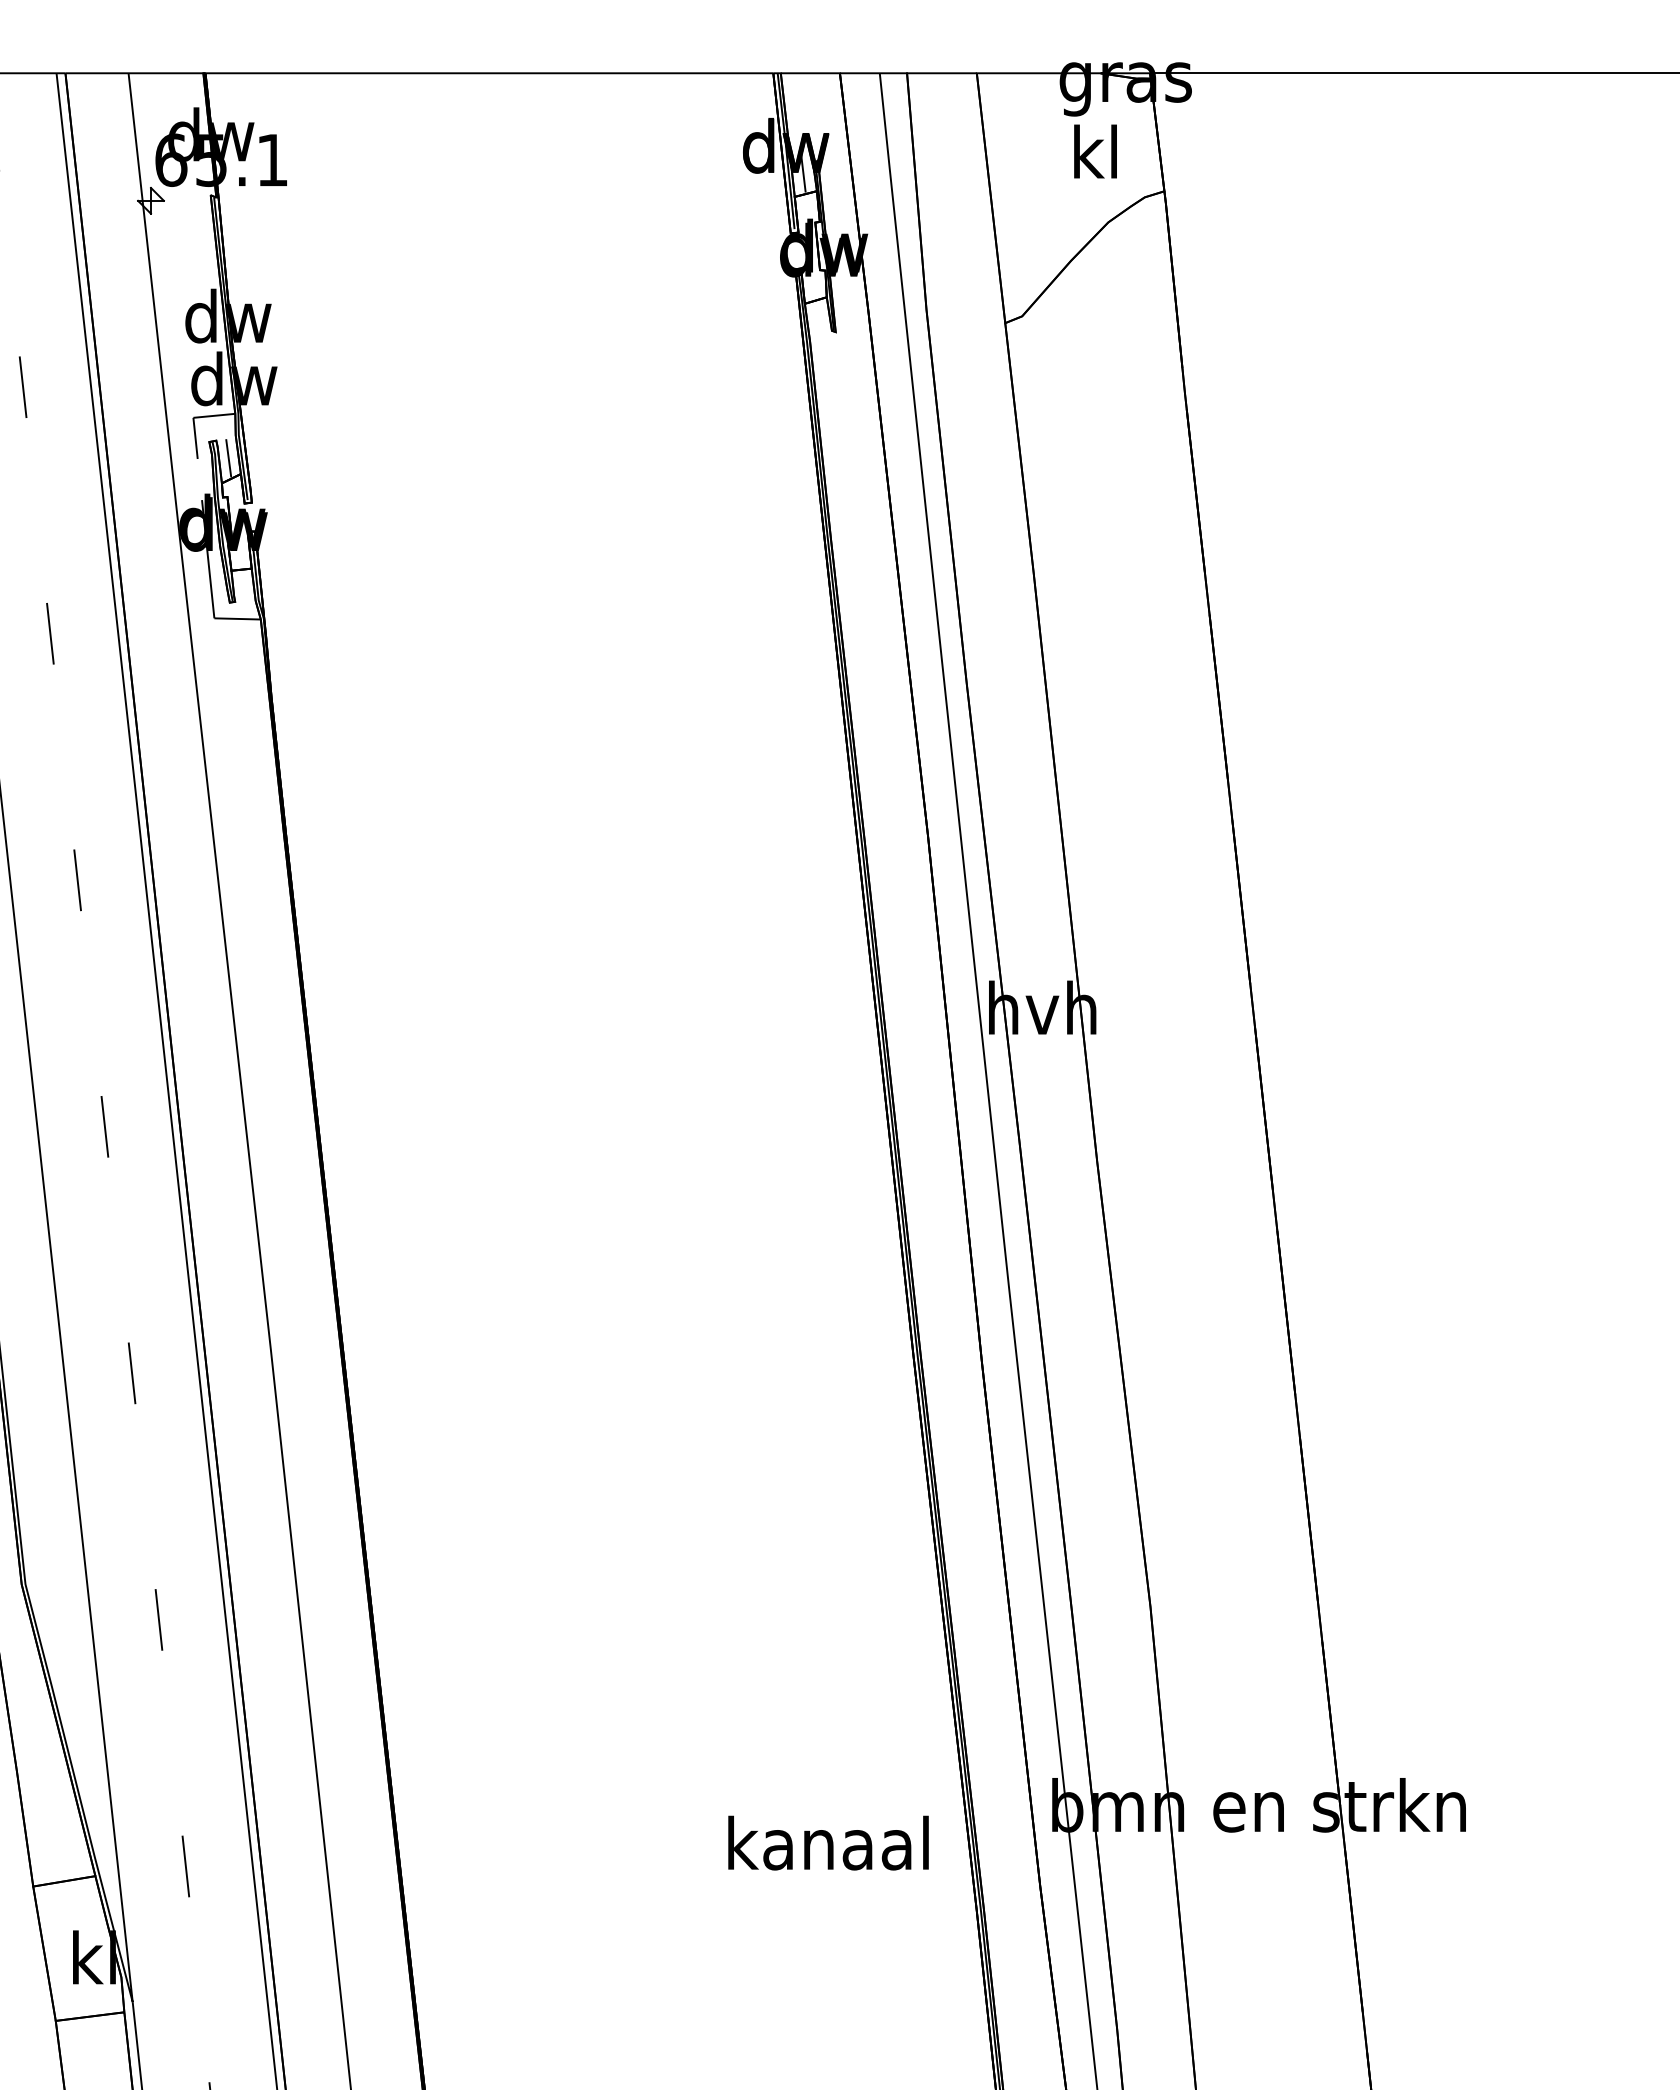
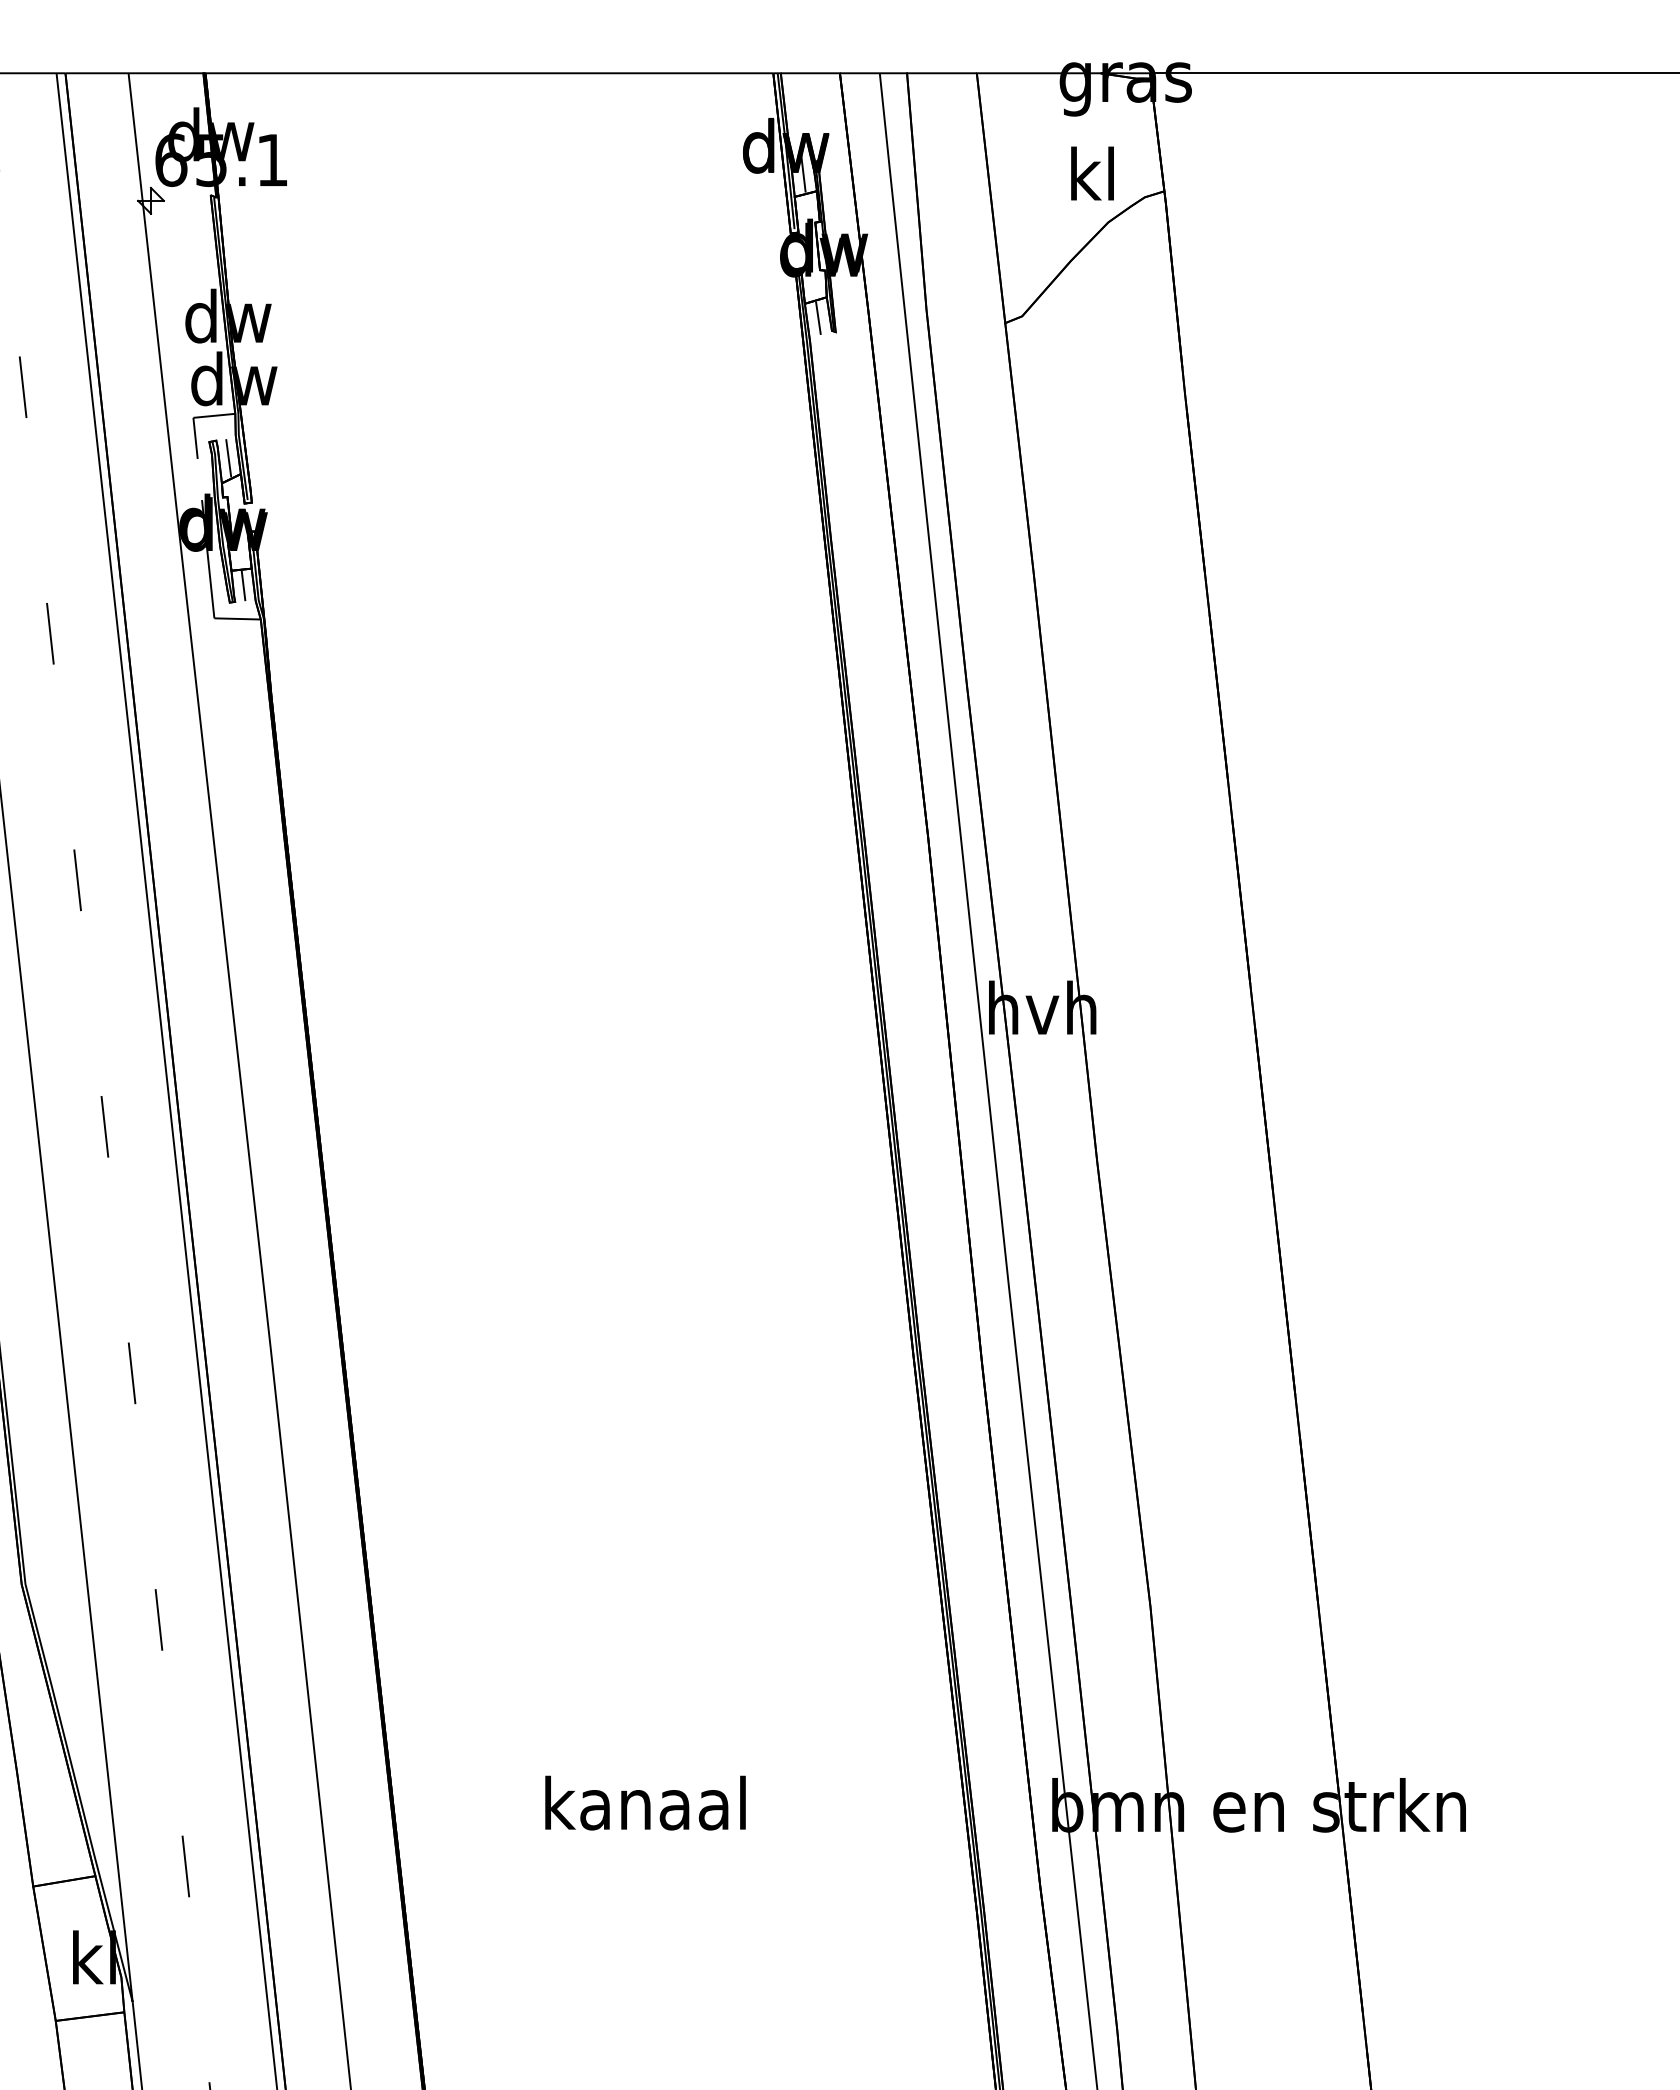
text position: (1095, 151) -> (1092, 173) (1092, 173)
line: none -> present (818, 317)
line: none -> present (243, 585)
text position: (828, 1842) -> (645, 1802) (645, 1802)
